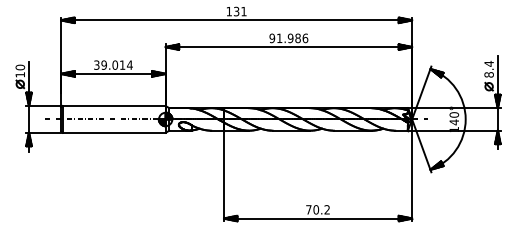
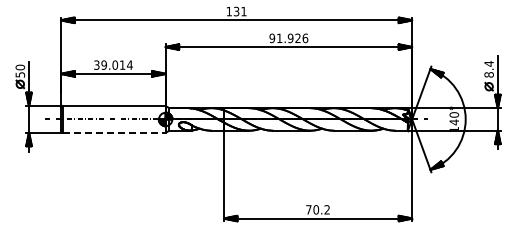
text: 91.986 -> 91.926 (297, 38)
text: 10 -> 50 (20, 74)
line: solid -> dashed (114, 132)
